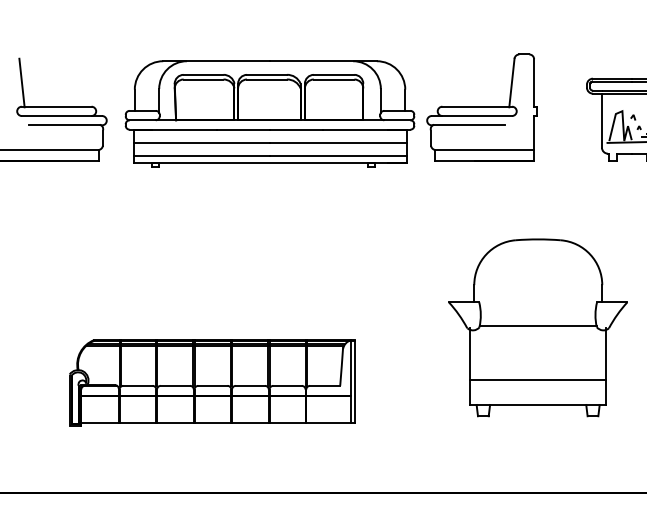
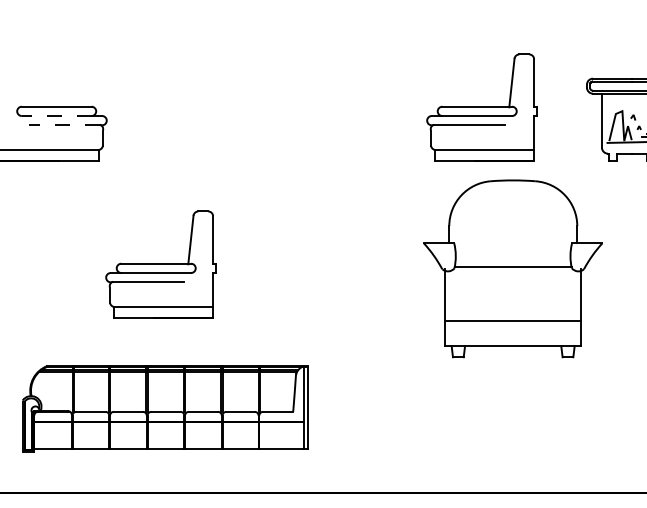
line: present -> none (21, 82)
part: present -> none (269, 113)
line: solid -> dashed (56, 116)
line: solid -> dashed (64, 124)
part: none -> present (160, 264)
part position: (537, 327) -> (512, 268) (512, 268)
part position: (212, 382) -> (165, 408) (165, 408)
